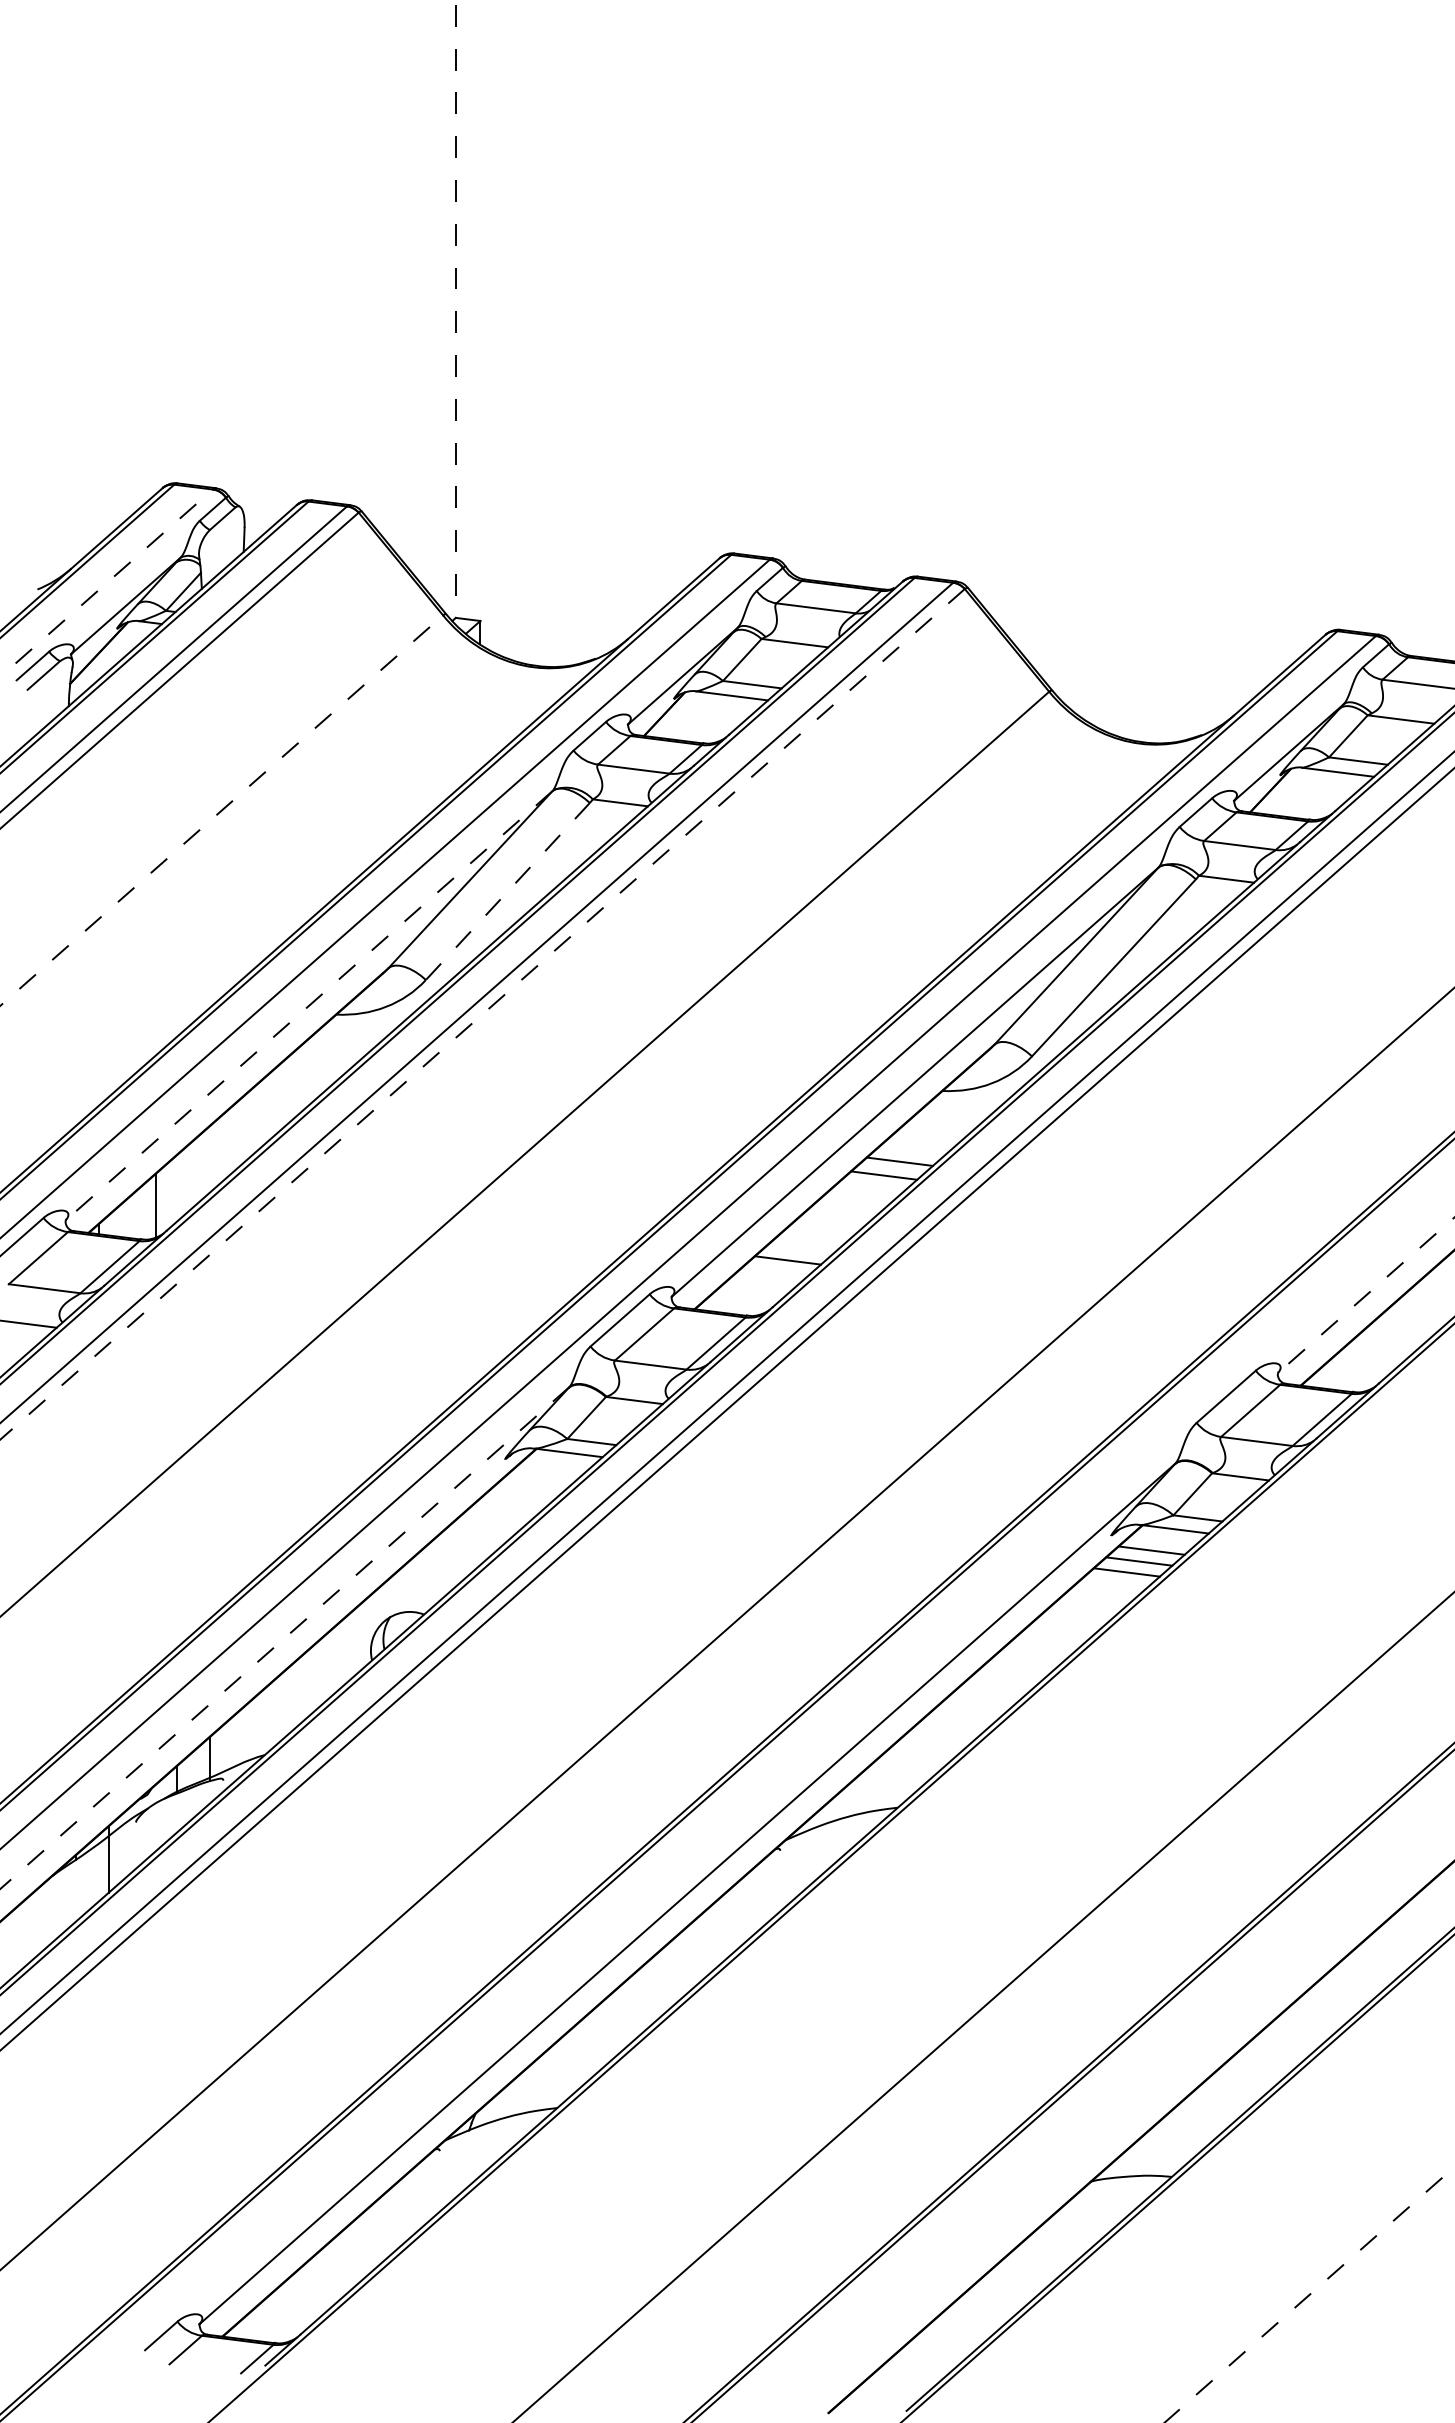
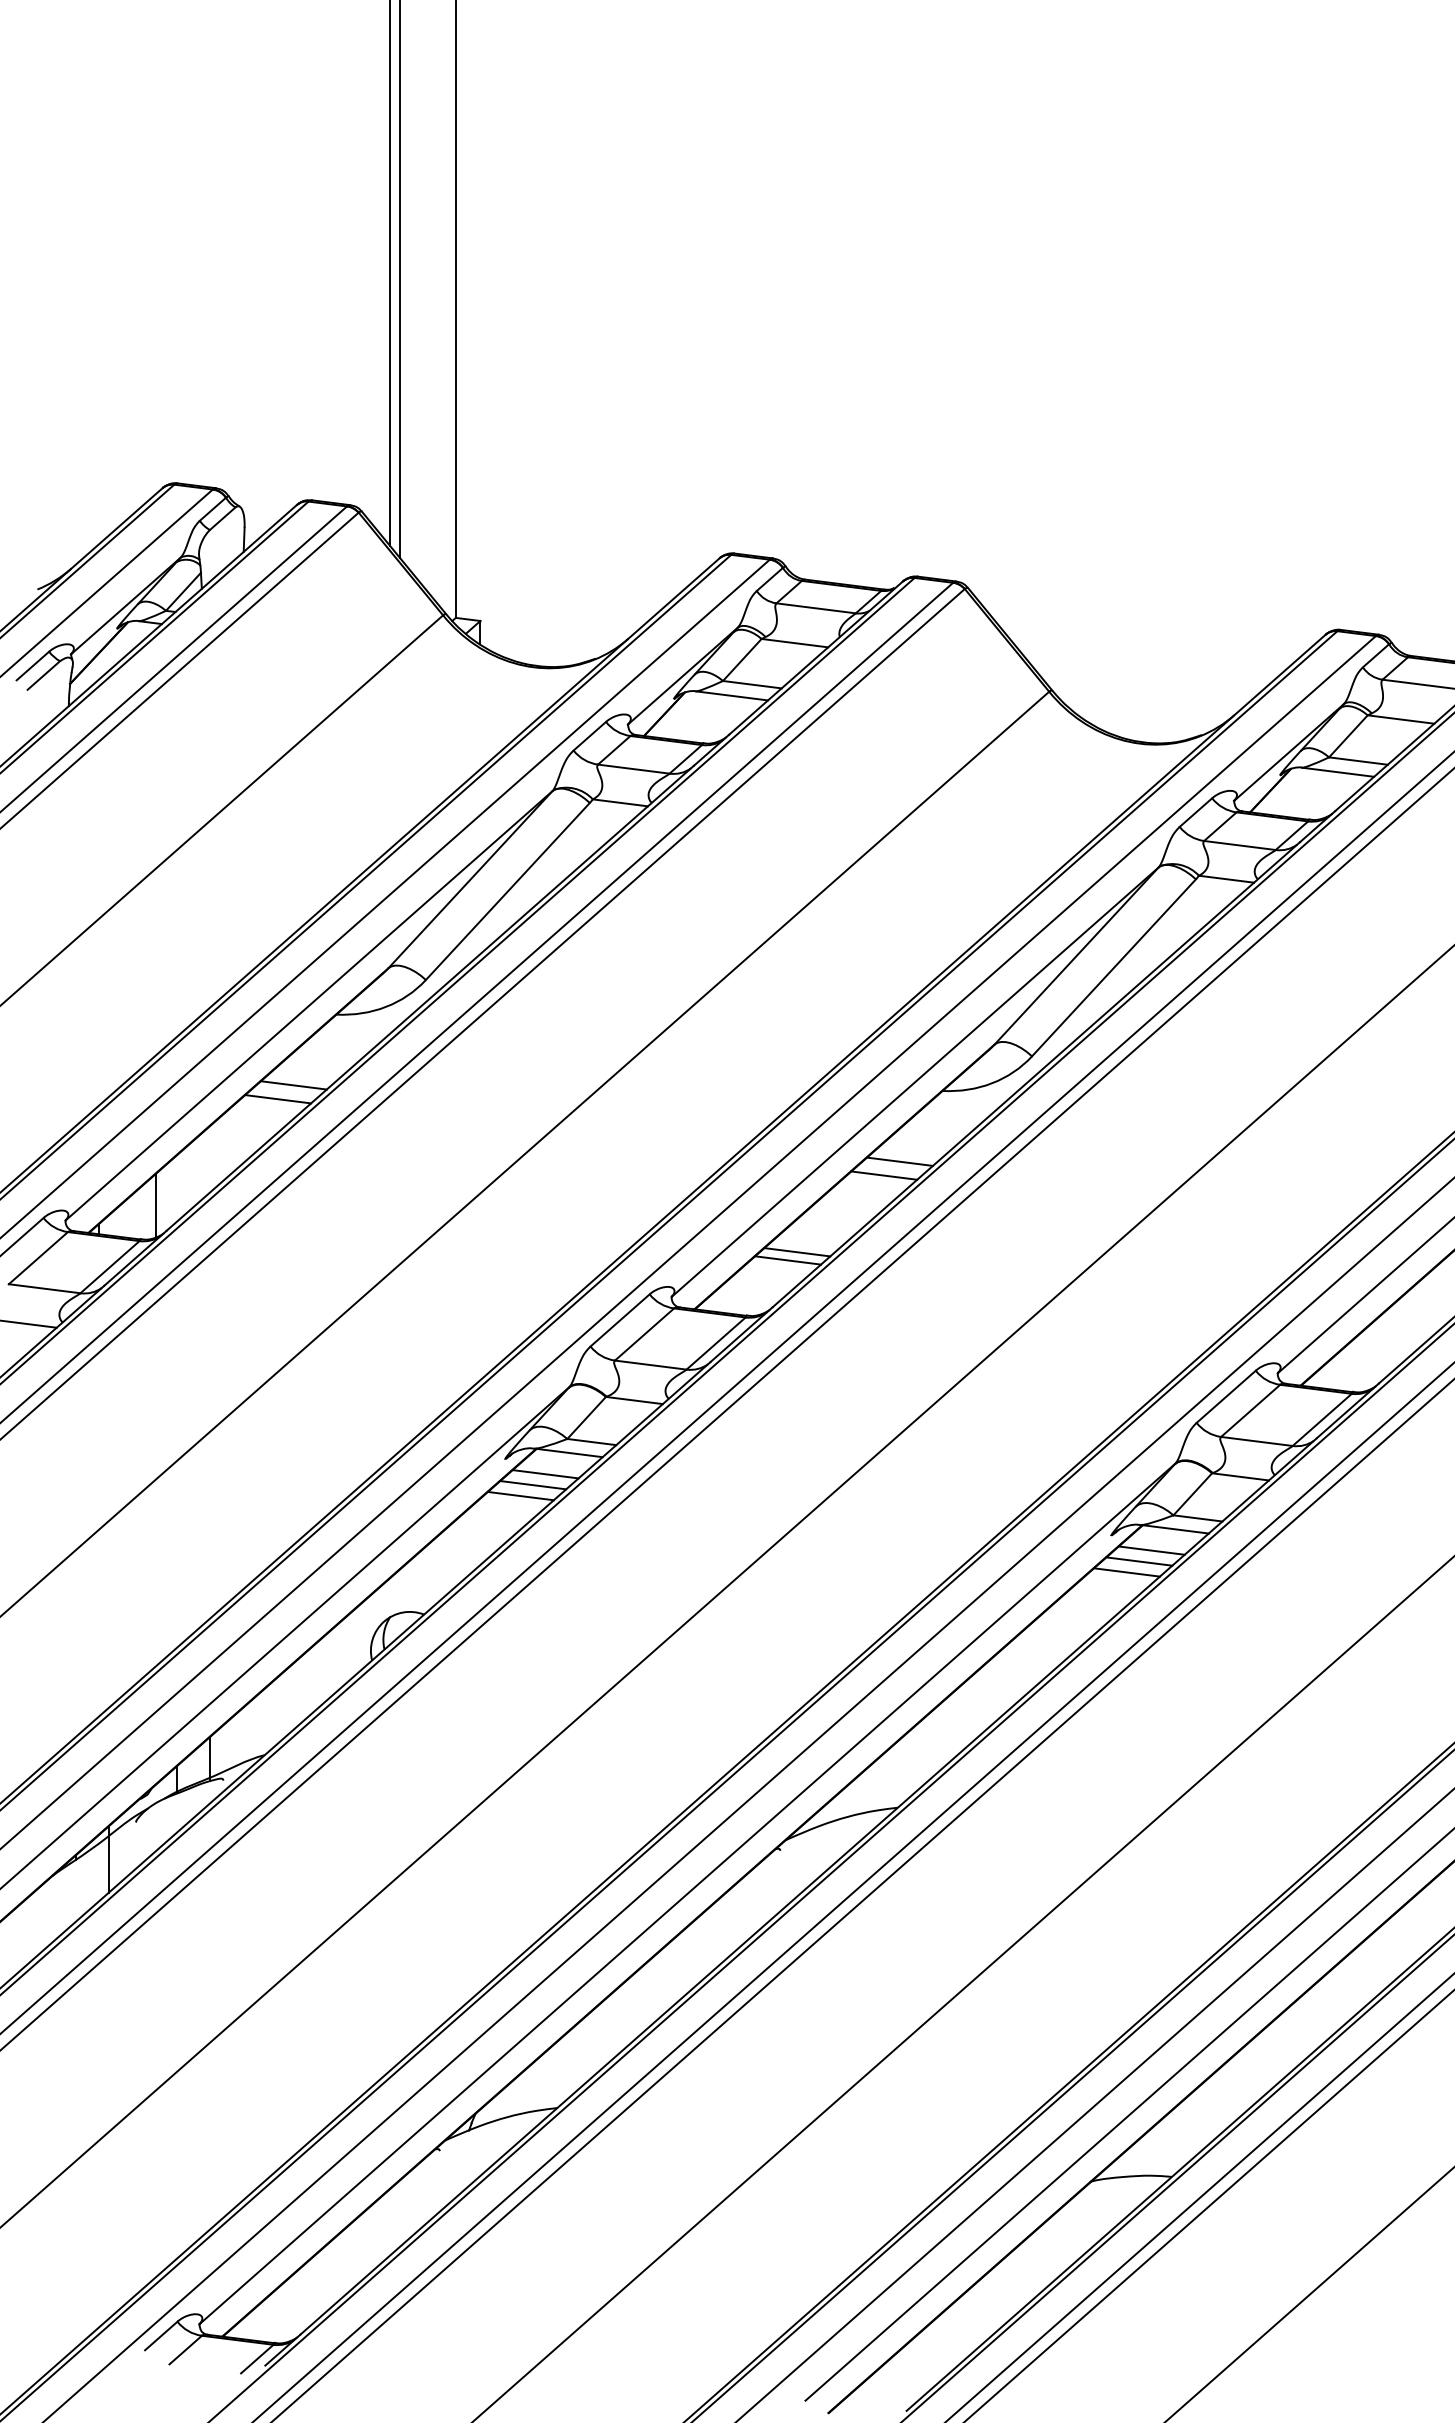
line: none -> present (390, 274)
line: none -> present (399, 279)
line: dashed -> solid (455, 309)
line: dashed -> solid (107, 582)
line: dashed -> solid (221, 810)
line: dashed -> solid (507, 891)
line: dashed -> solid (308, 1005)
line: dashed -> solid (482, 1014)
line: none -> present (293, 1085)
line: none -> present (278, 1099)
line: none -> present (797, 1252)
line: dashed -> solid (1366, 1295)
line: none -> present (545, 1474)
line: none -> present (533, 1485)
line: none -> present (520, 1495)
line position: (726, 1629) -> (726, 1586) (726, 1586)
line: dashed -> solid (284, 1638)
line: none -> present (748, 1799)
line: none -> present (853, 1892)
line: none -> present (862, 1900)
line position: (983, 2006) -> (963, 1988) (963, 1988)
line: none -> present (1095, 2105)
line: none -> present (1128, 2115)
line: none -> present (1199, 2197)
line: none -> present (1209, 2205)
line: dashed -> solid (1310, 2294)
